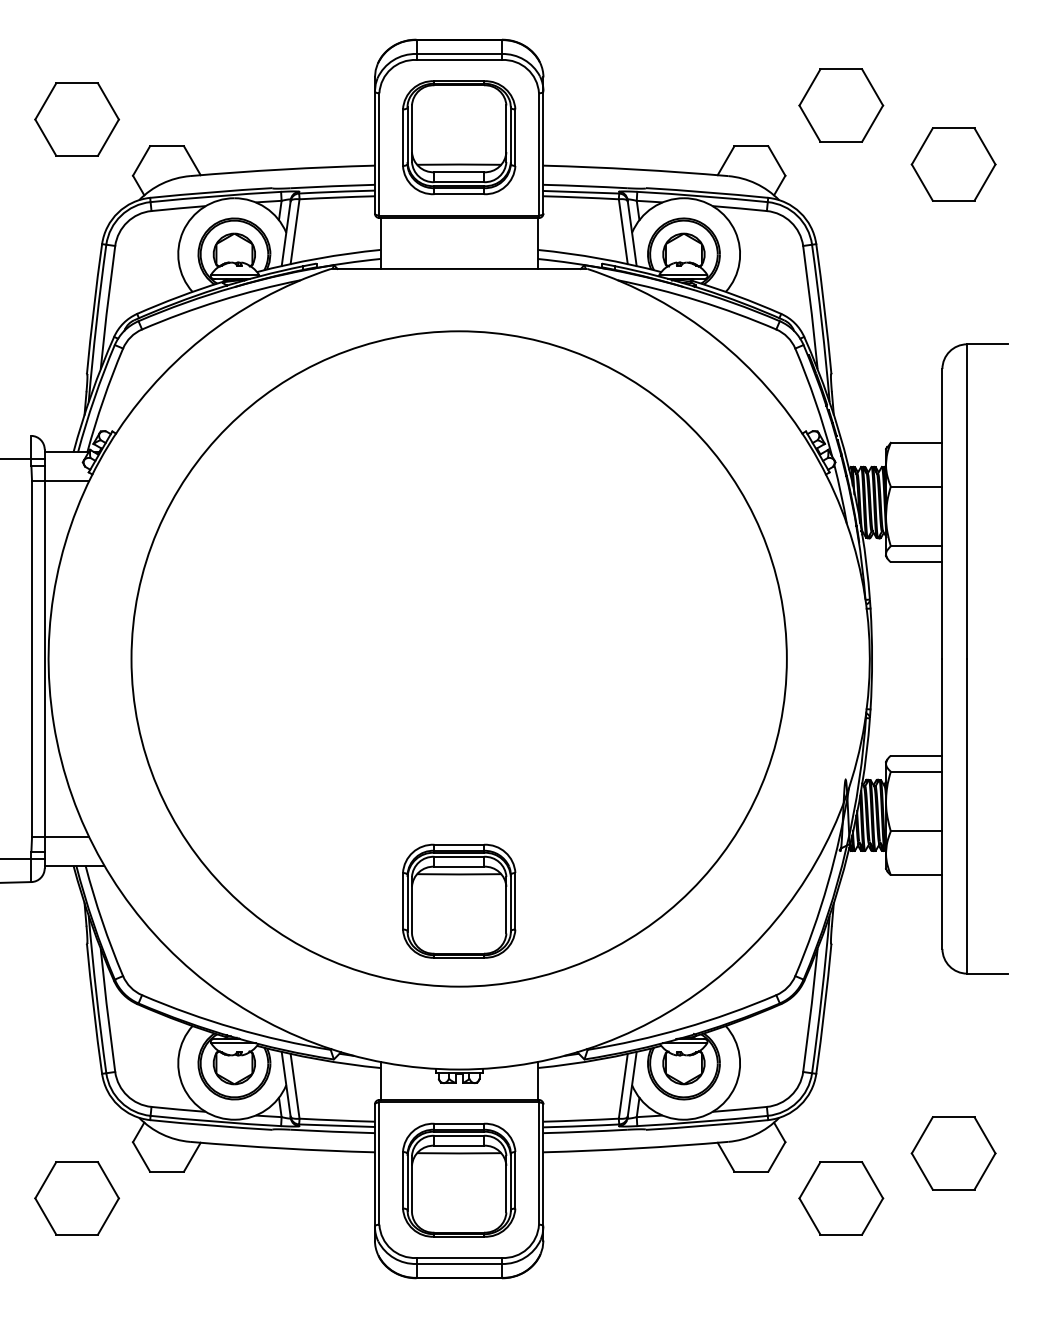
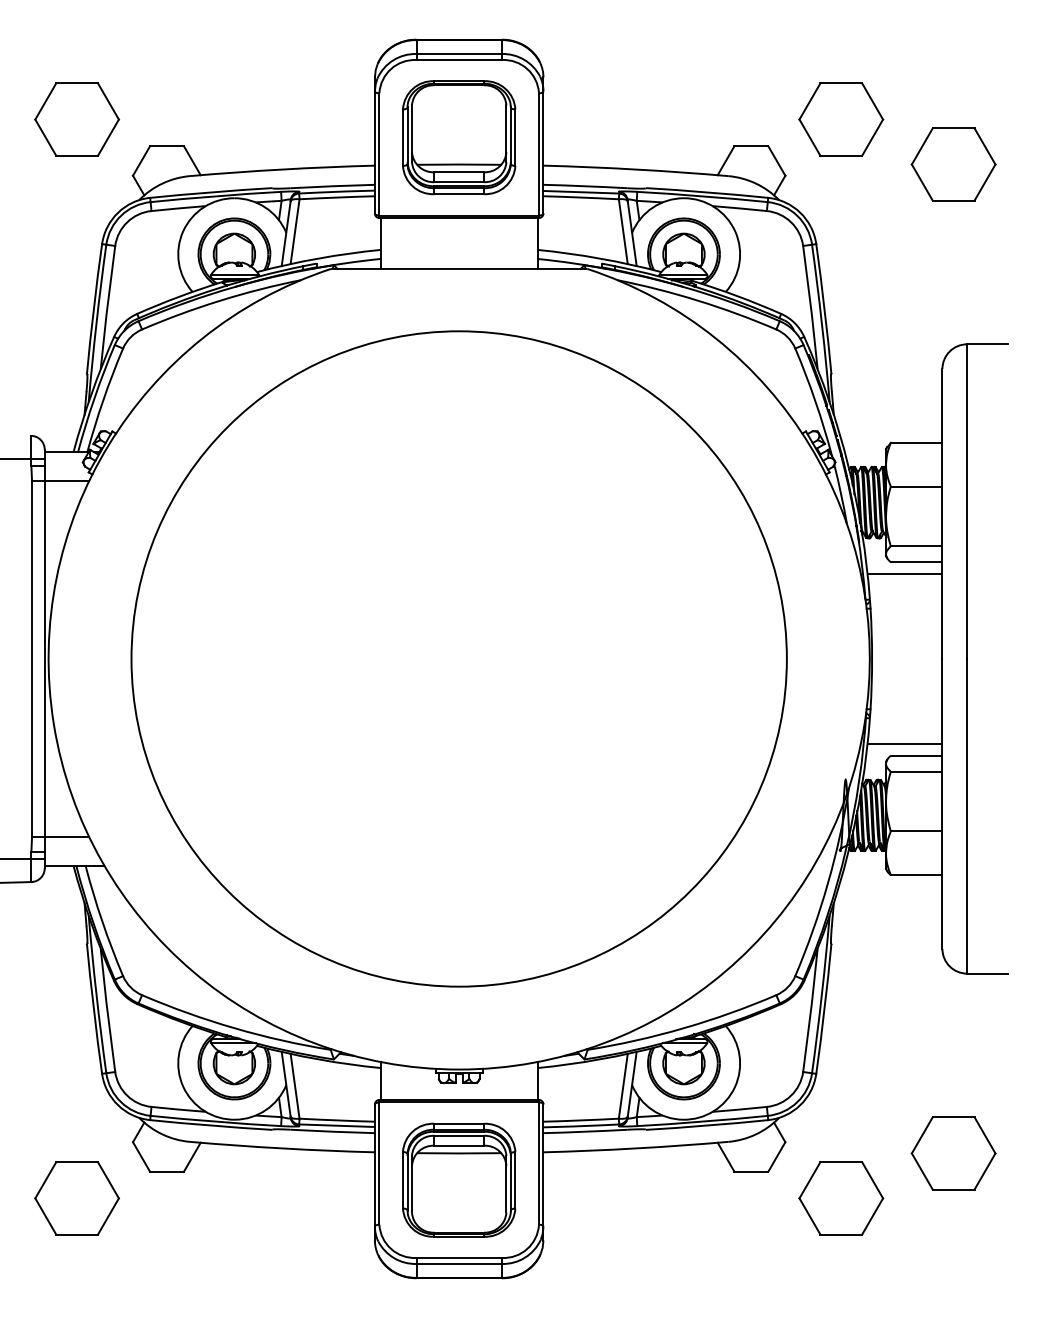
part position: (841, 105) -> (841, 119) (841, 119)
line: none -> present (904, 573)
line: none -> present (904, 744)
part: present -> none (459, 900)
